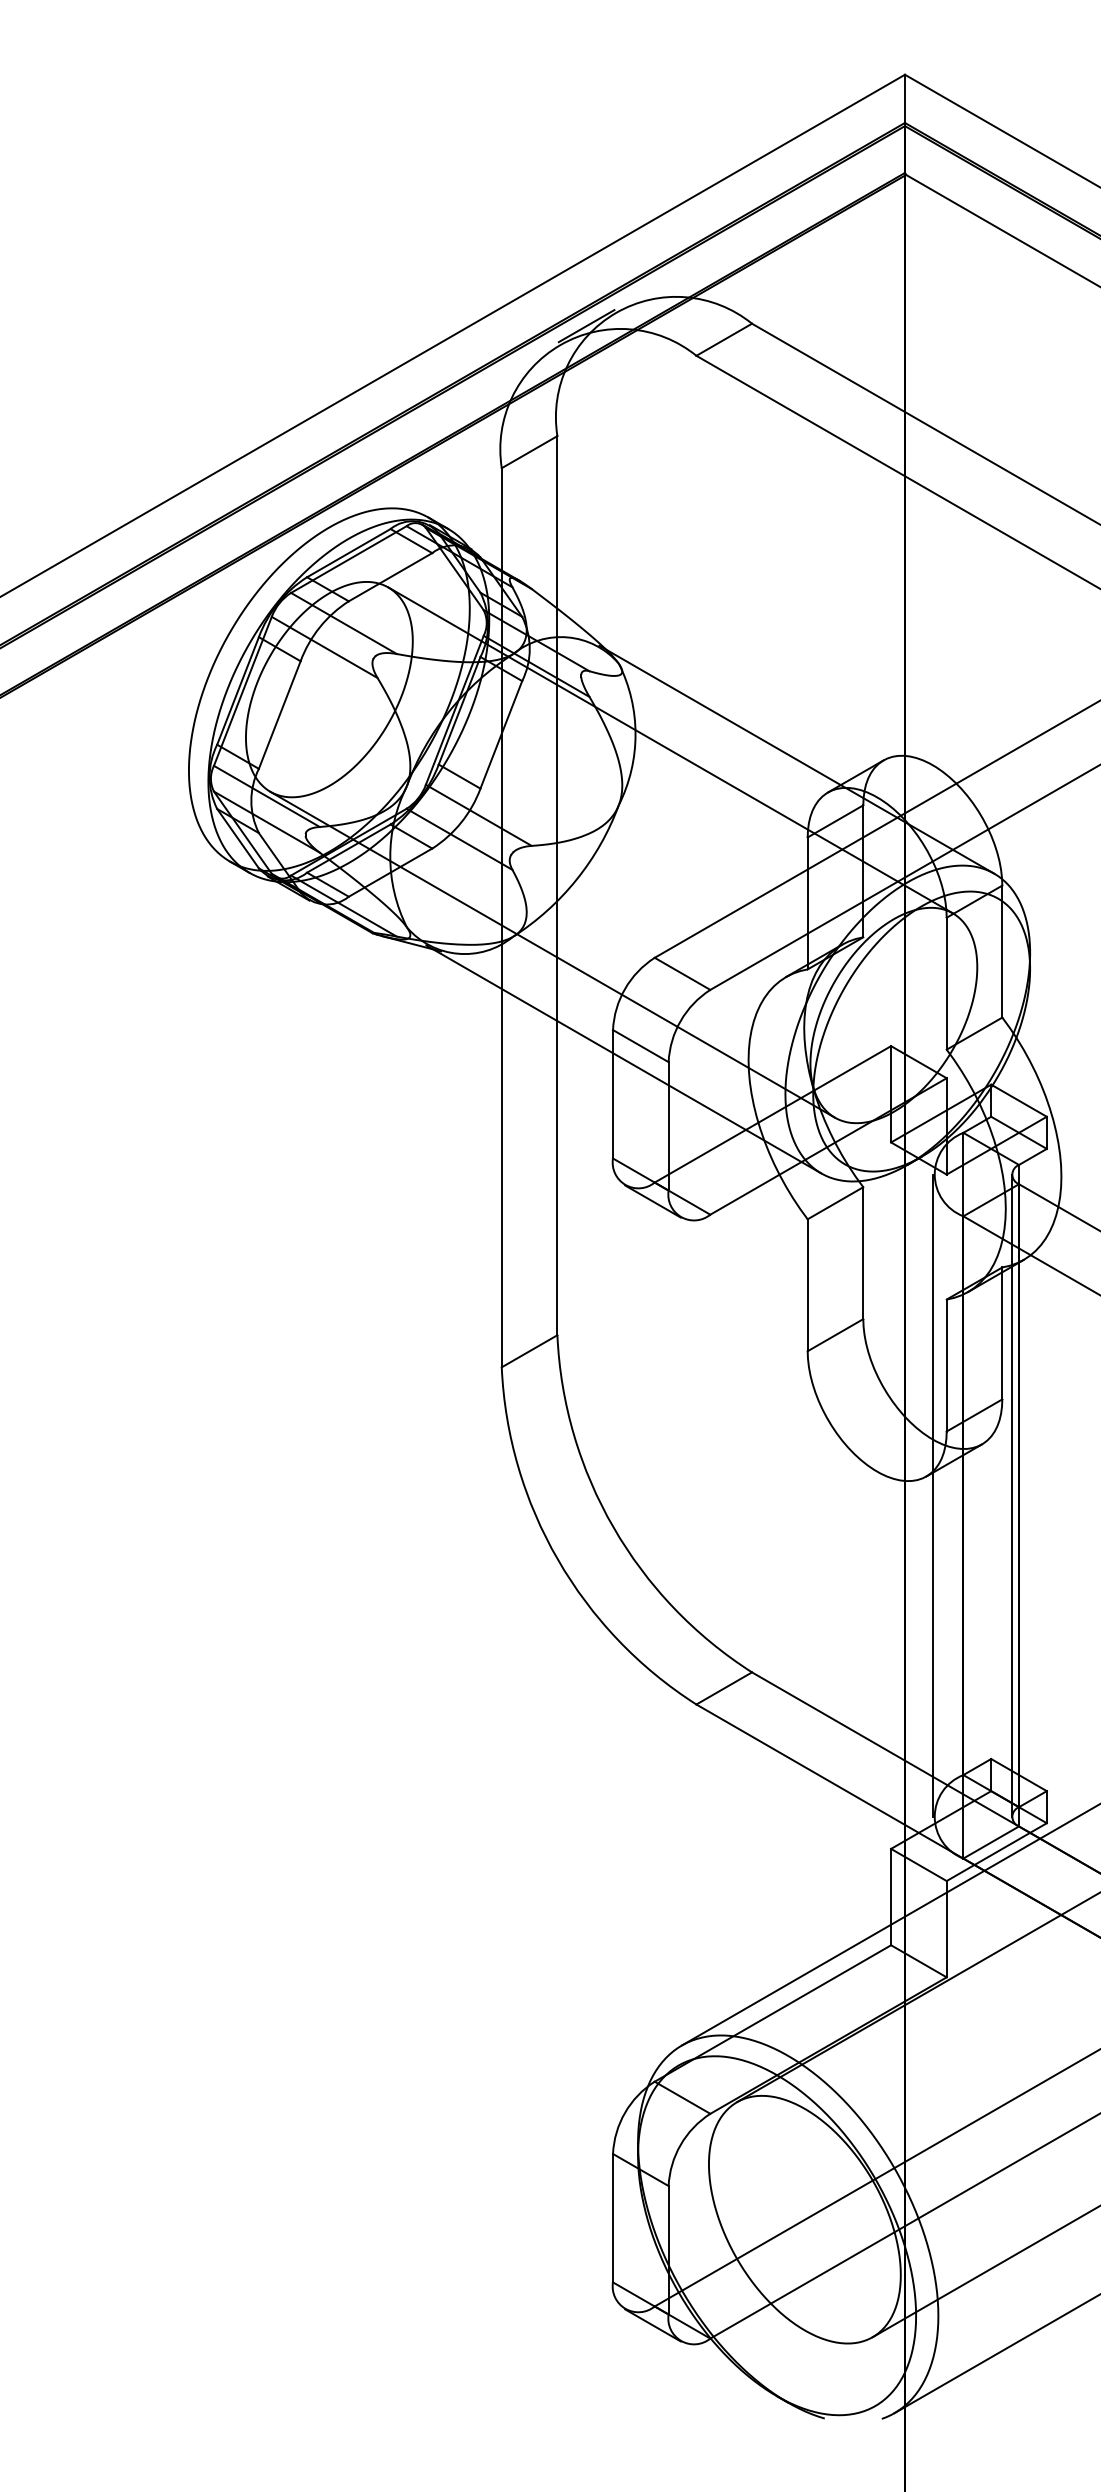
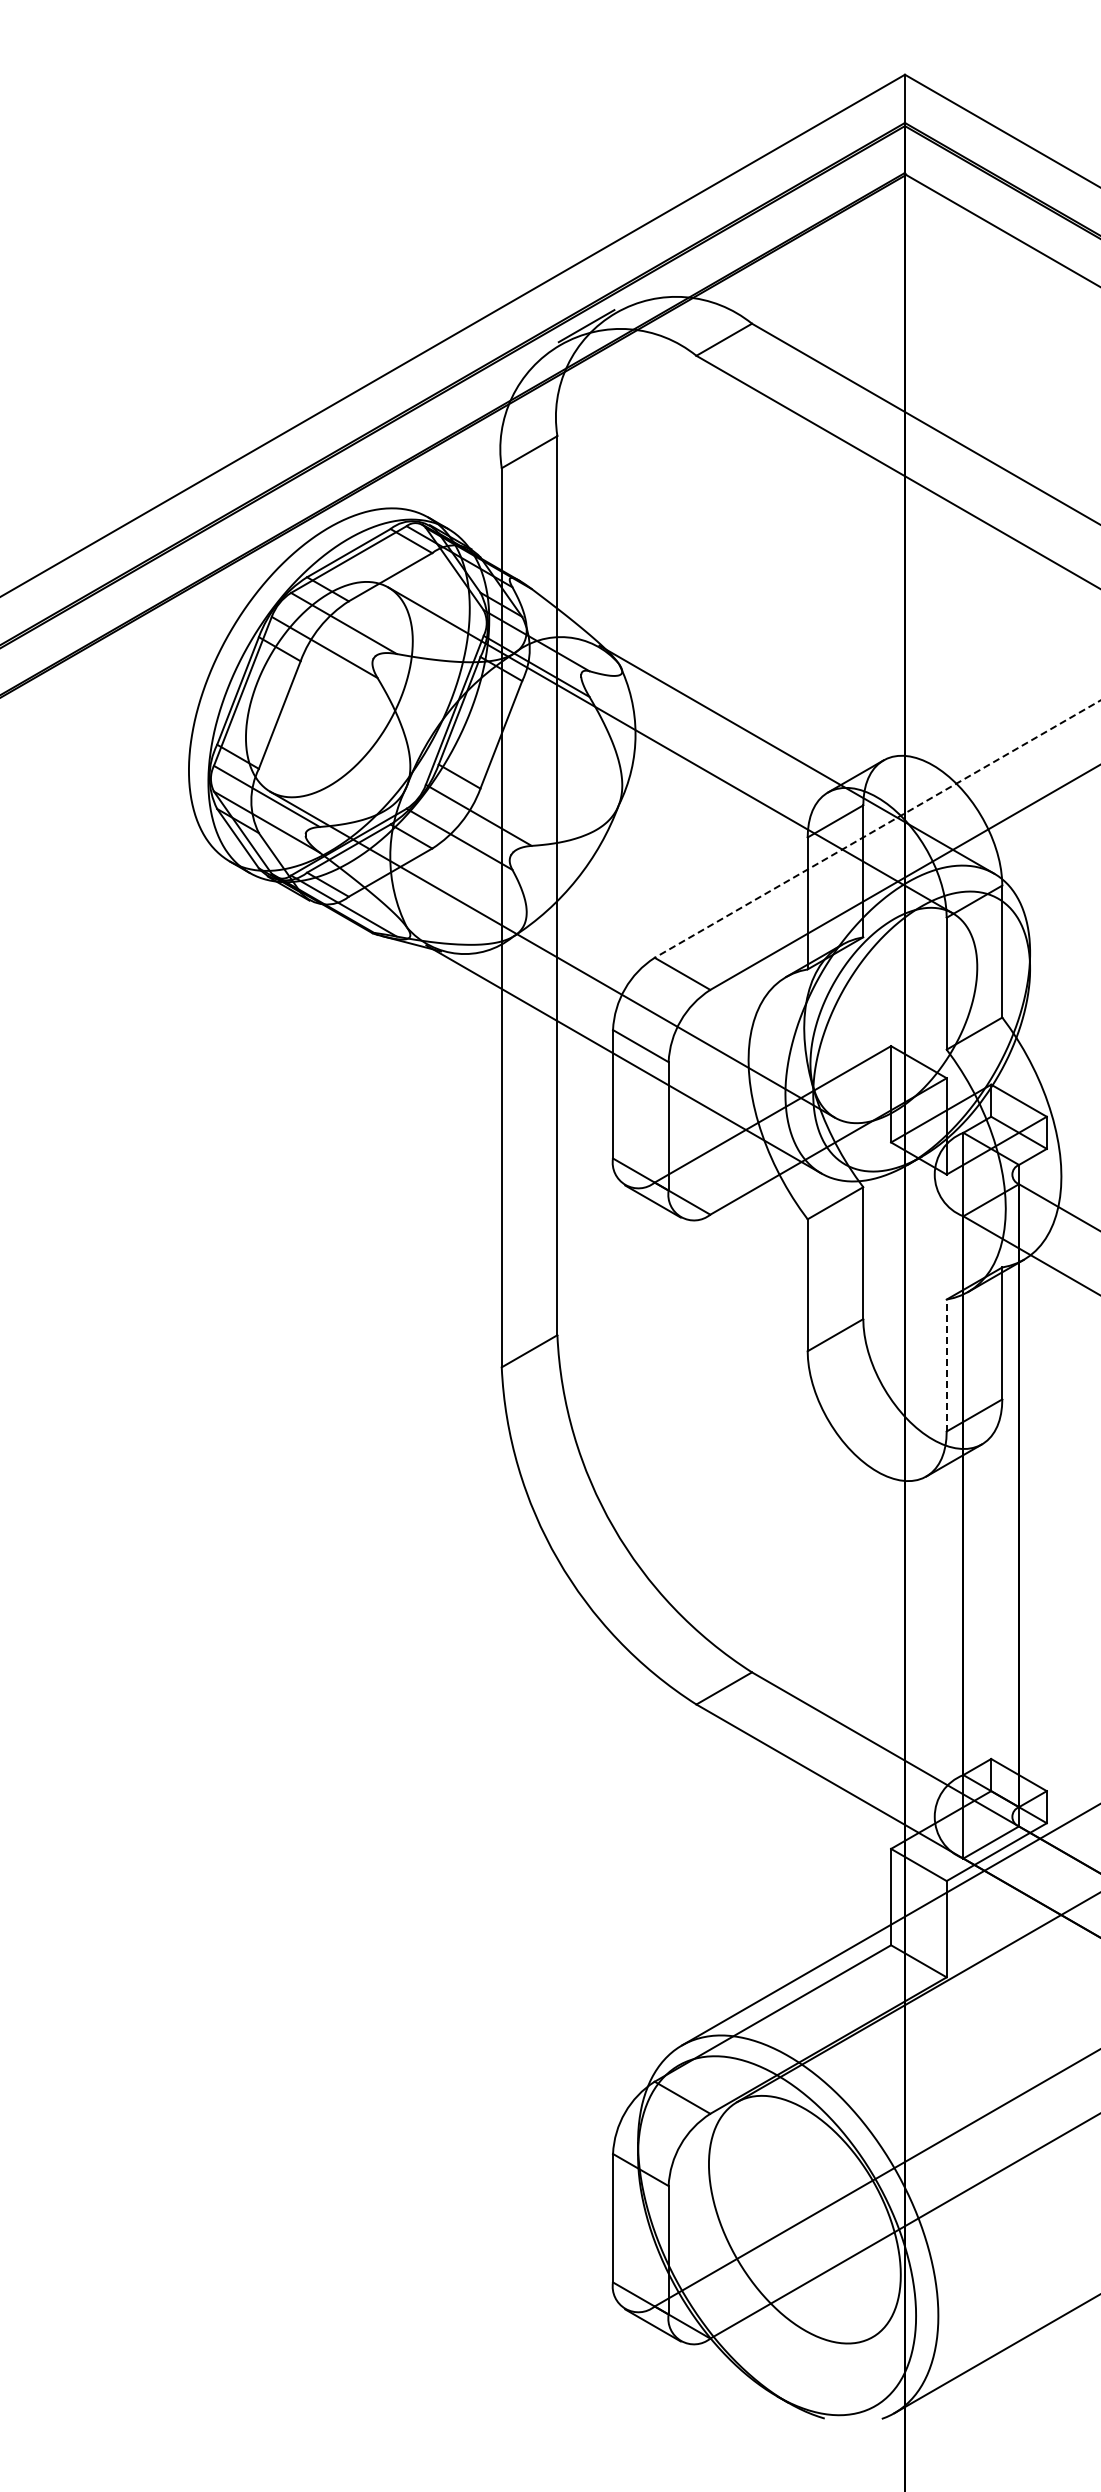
line: solid -> dashed (877, 829)
line: solid -> dashed (946, 1365)
line: present -> none (933, 1495)
line: present -> none (1012, 1495)
line: present -> none (984, 2272)
